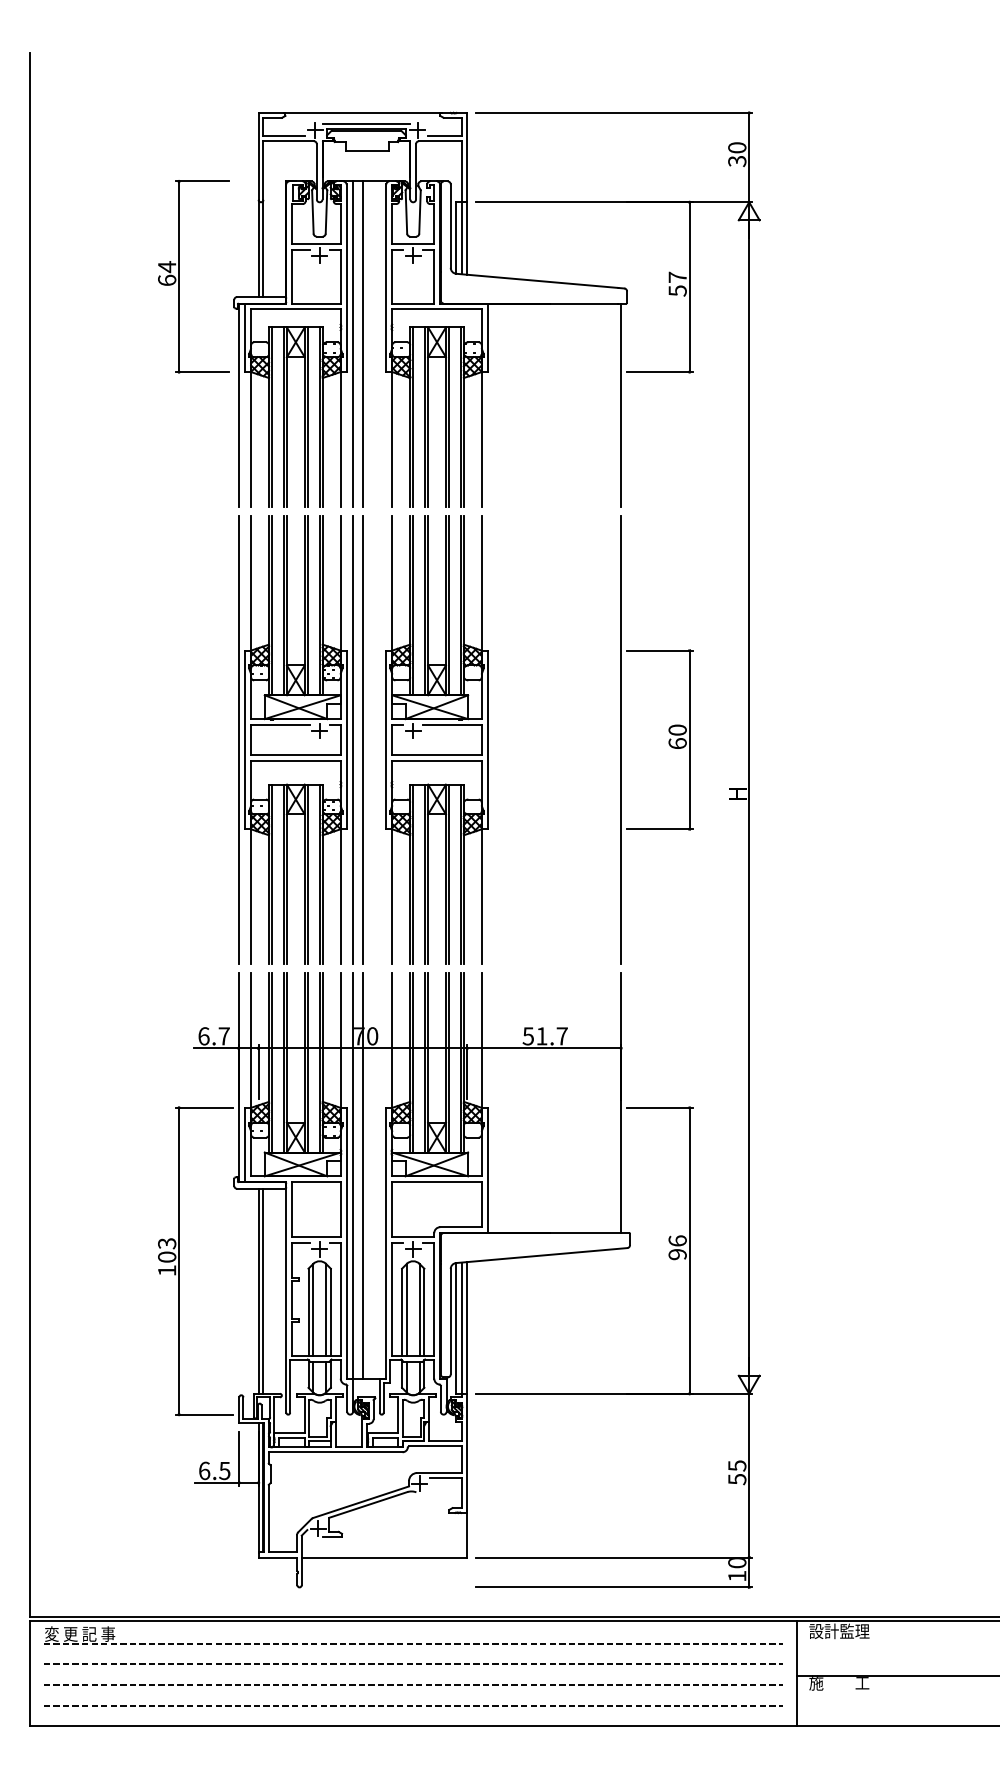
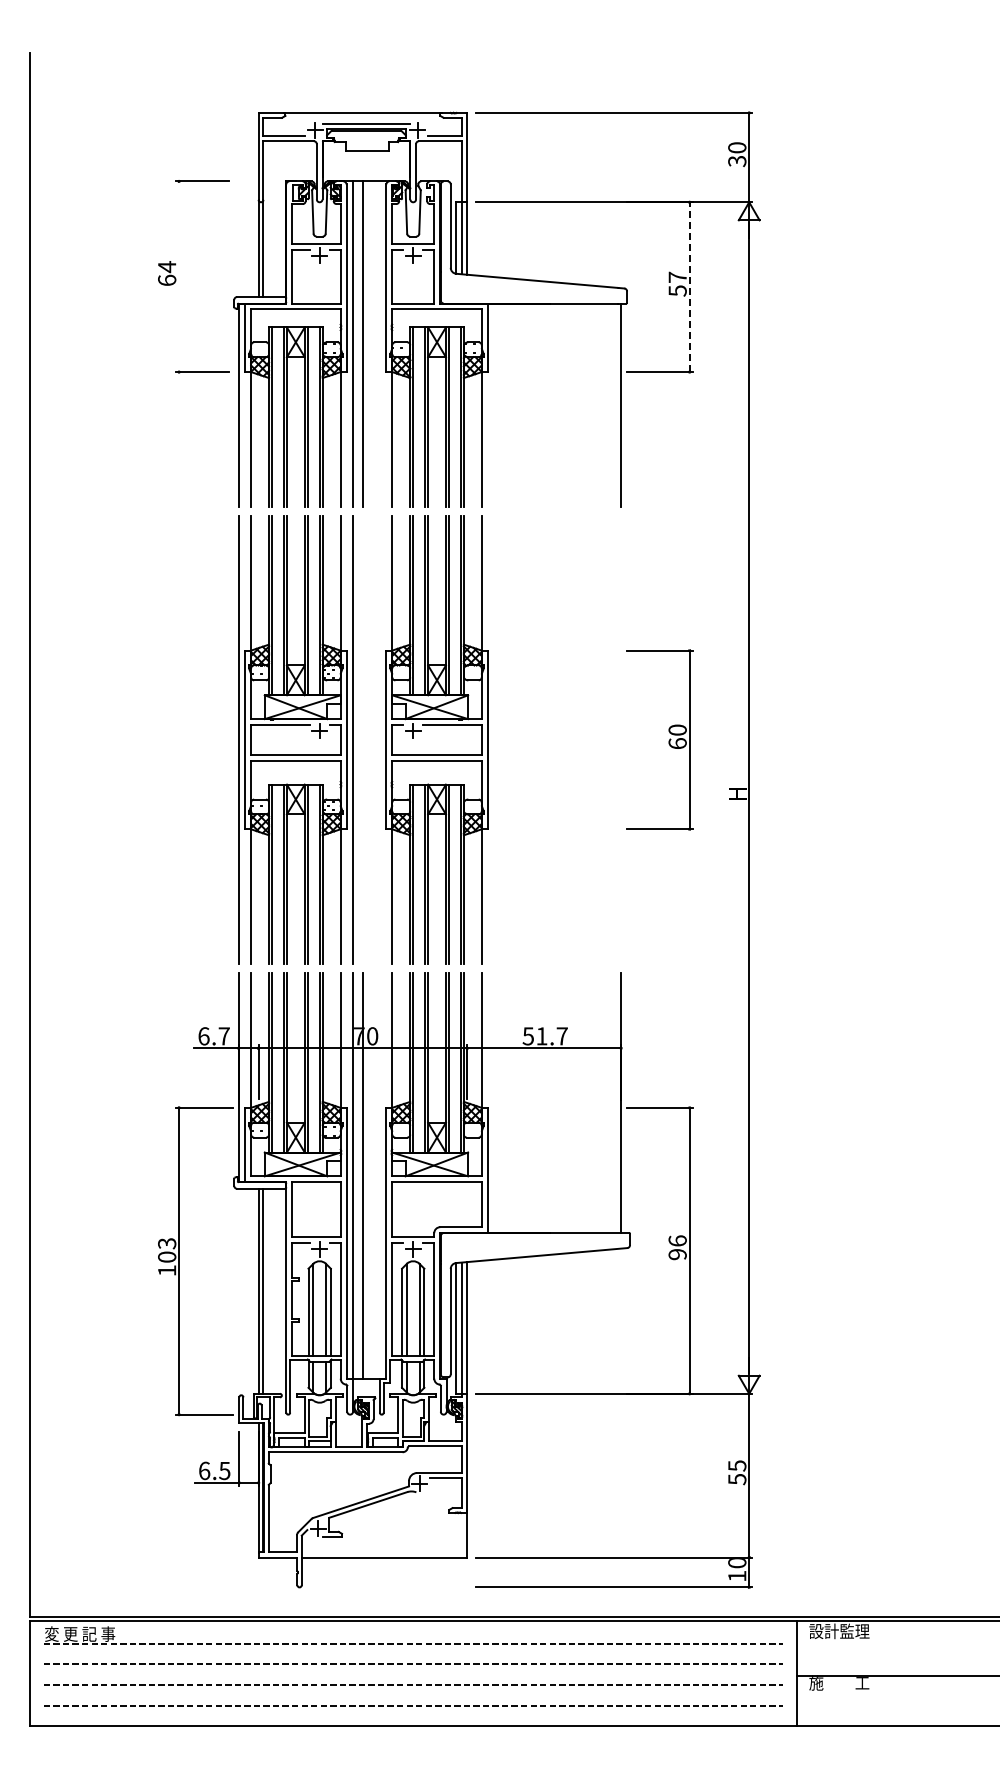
line: present -> none (179, 276)
line: solid -> dashed (689, 287)
line: present -> none (362, 739)
line: present -> none (621, 739)
